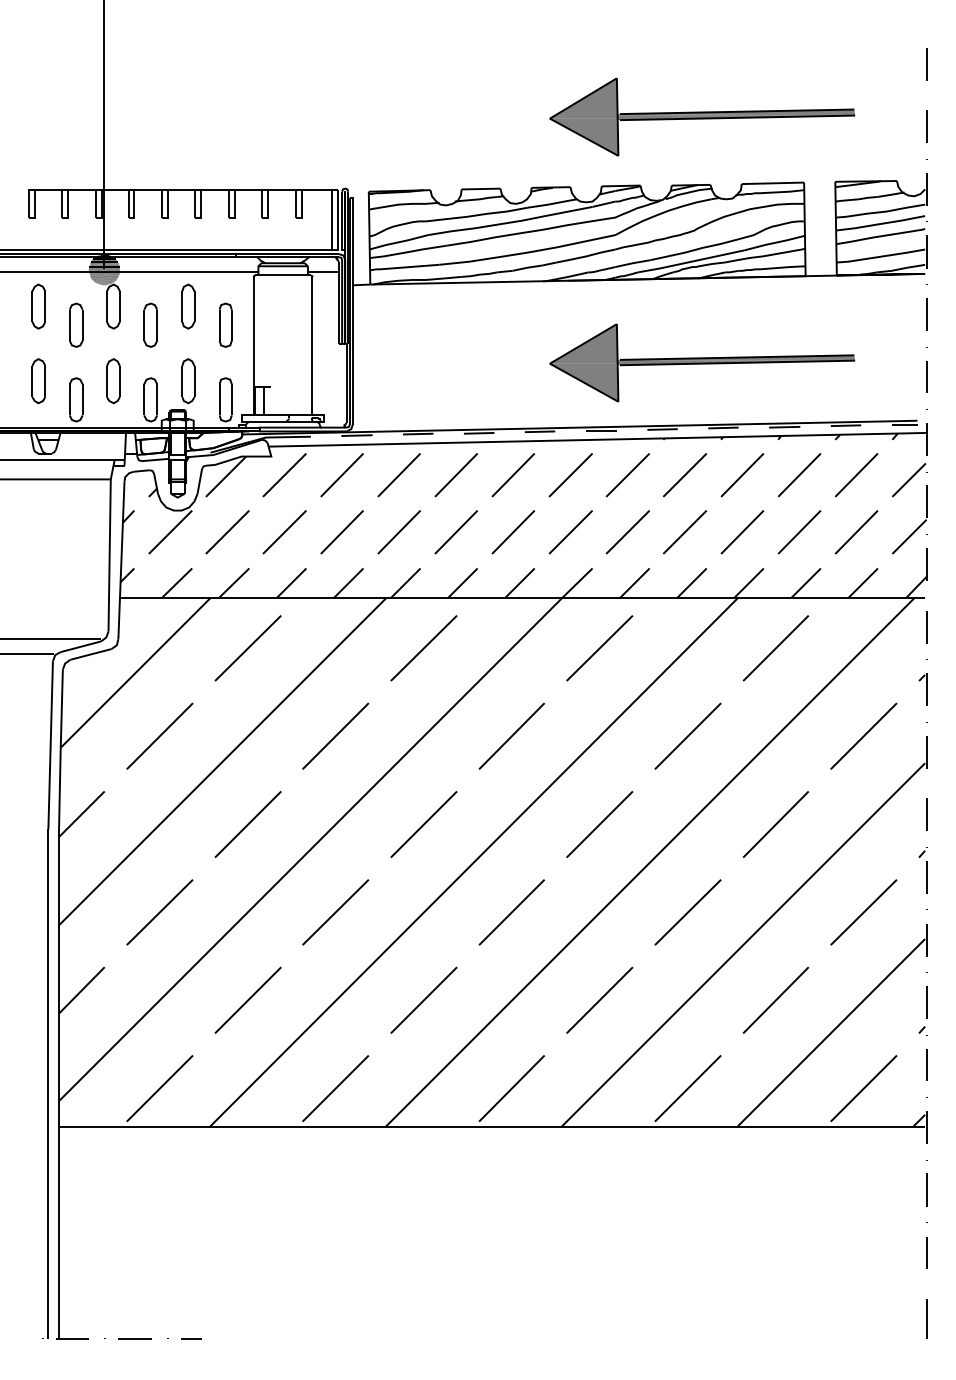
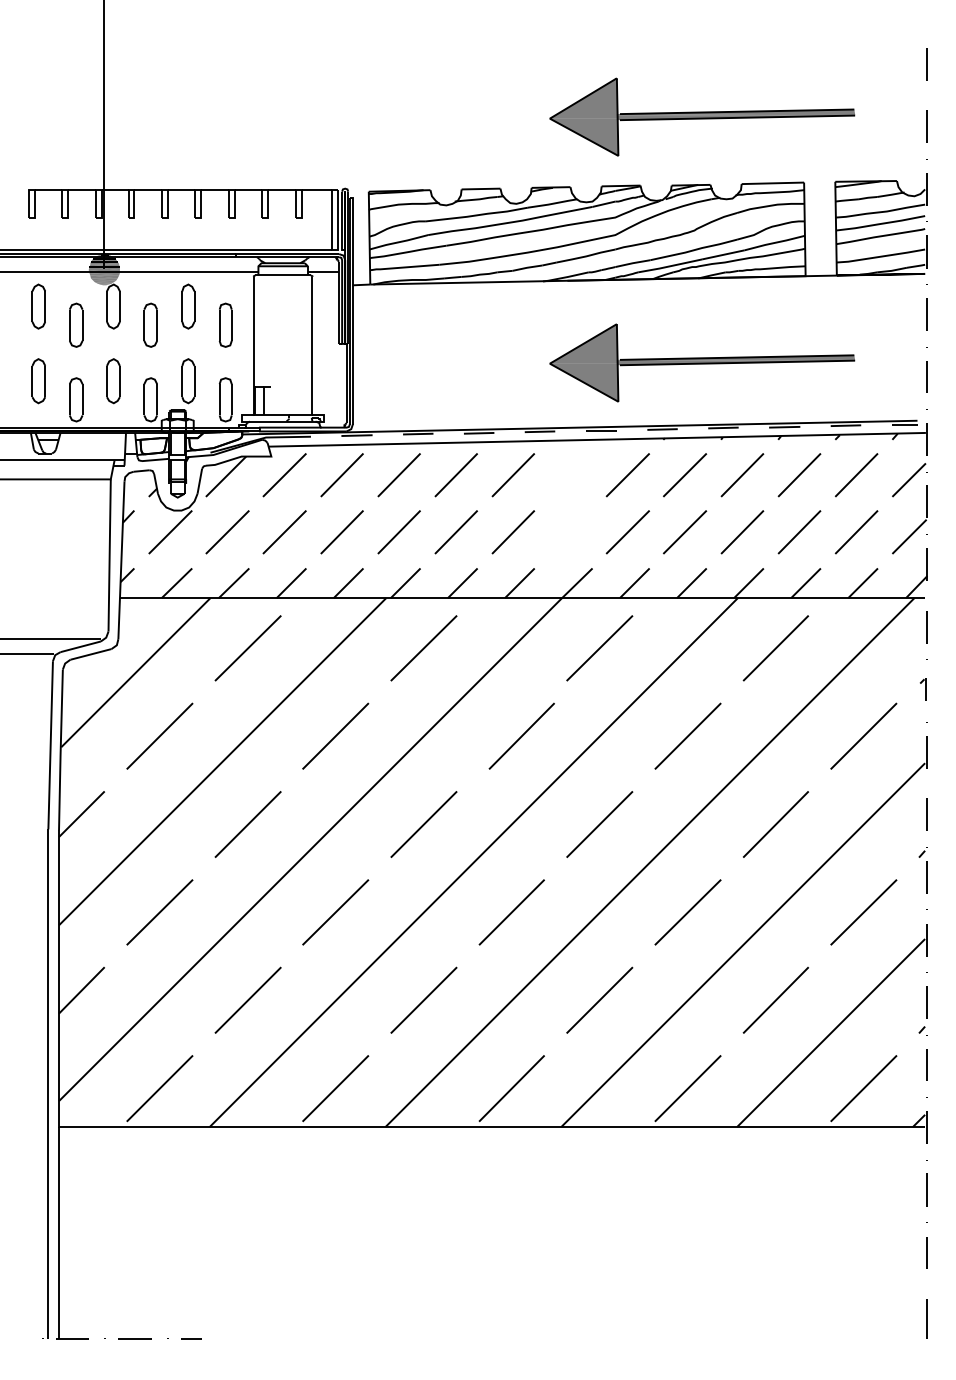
line: present -> none (570, 475)
line: present -> none (570, 532)
part size: 10x33 px -> 8x23 px (922, 689)
line position: (511, 735) -> (521, 735) (521, 735)
